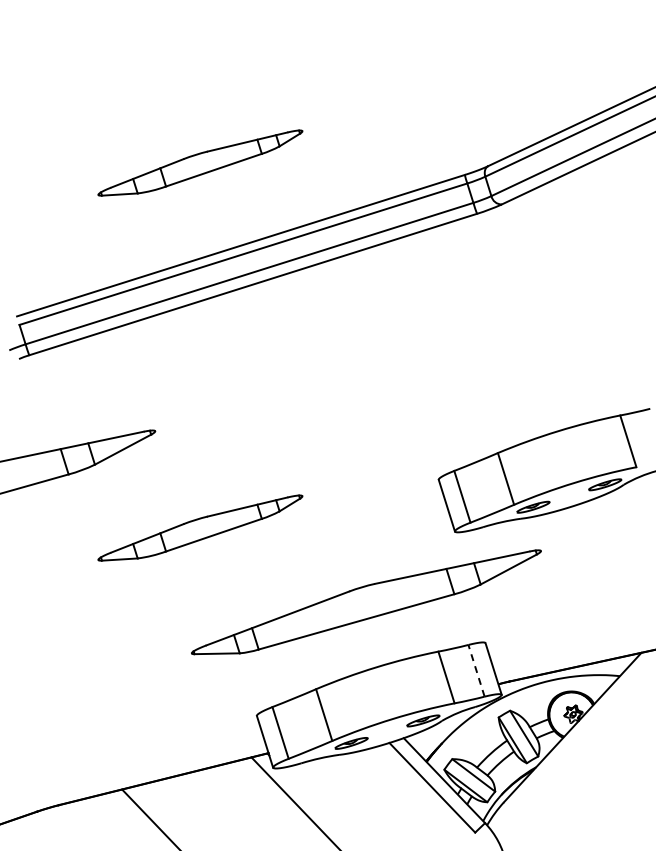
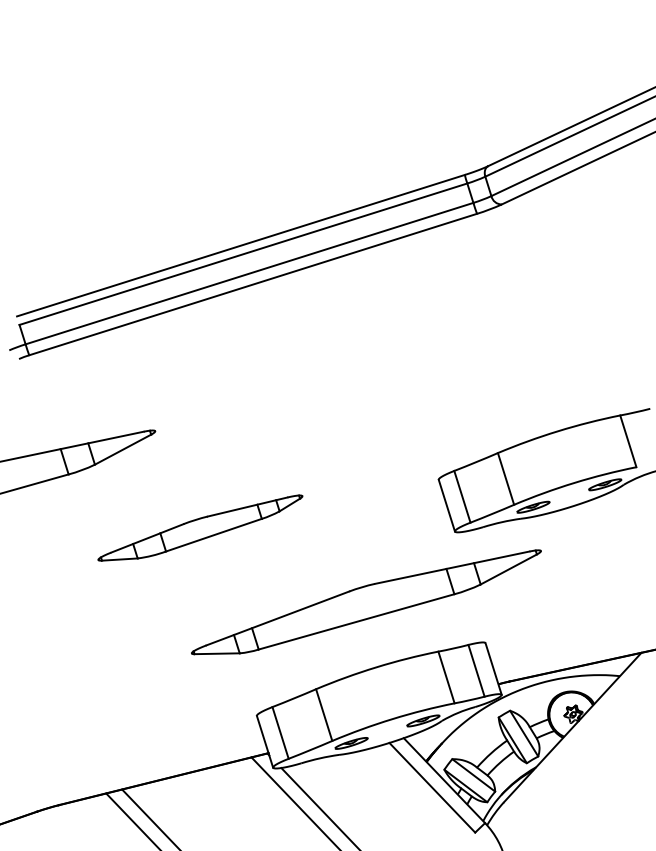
part: present -> none (200, 162)
line: dashed -> solid (476, 670)
line: none -> present (319, 807)
line: none -> present (132, 820)
